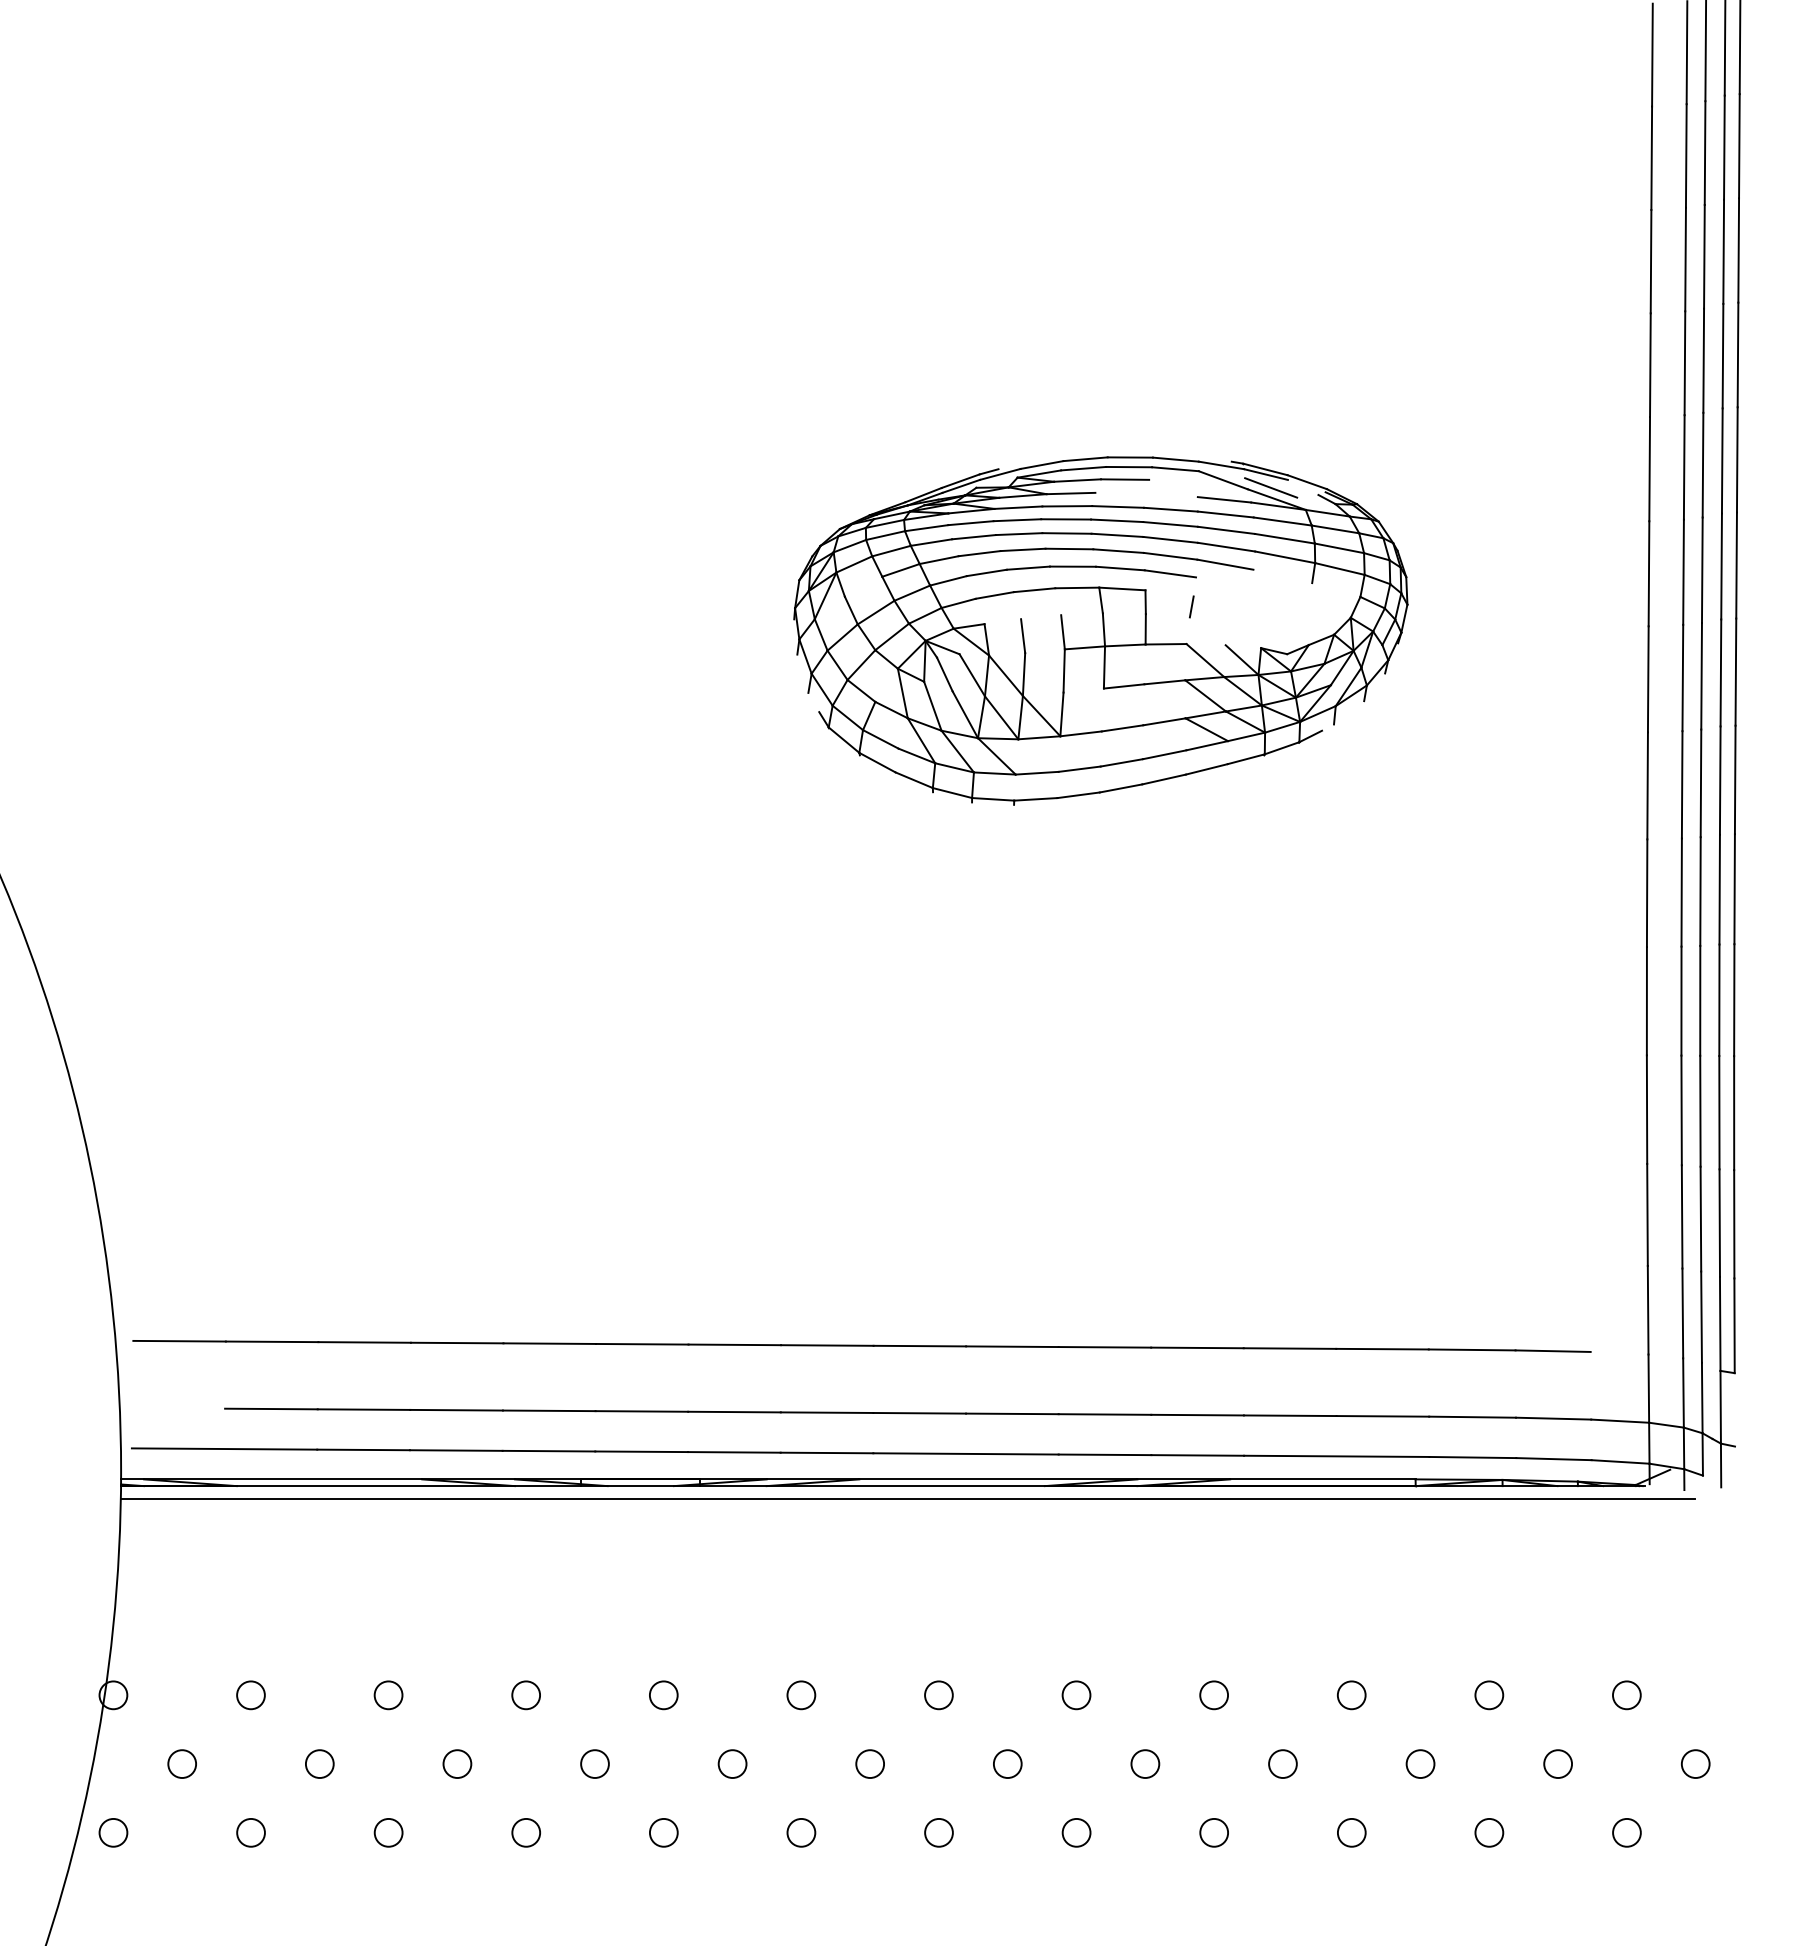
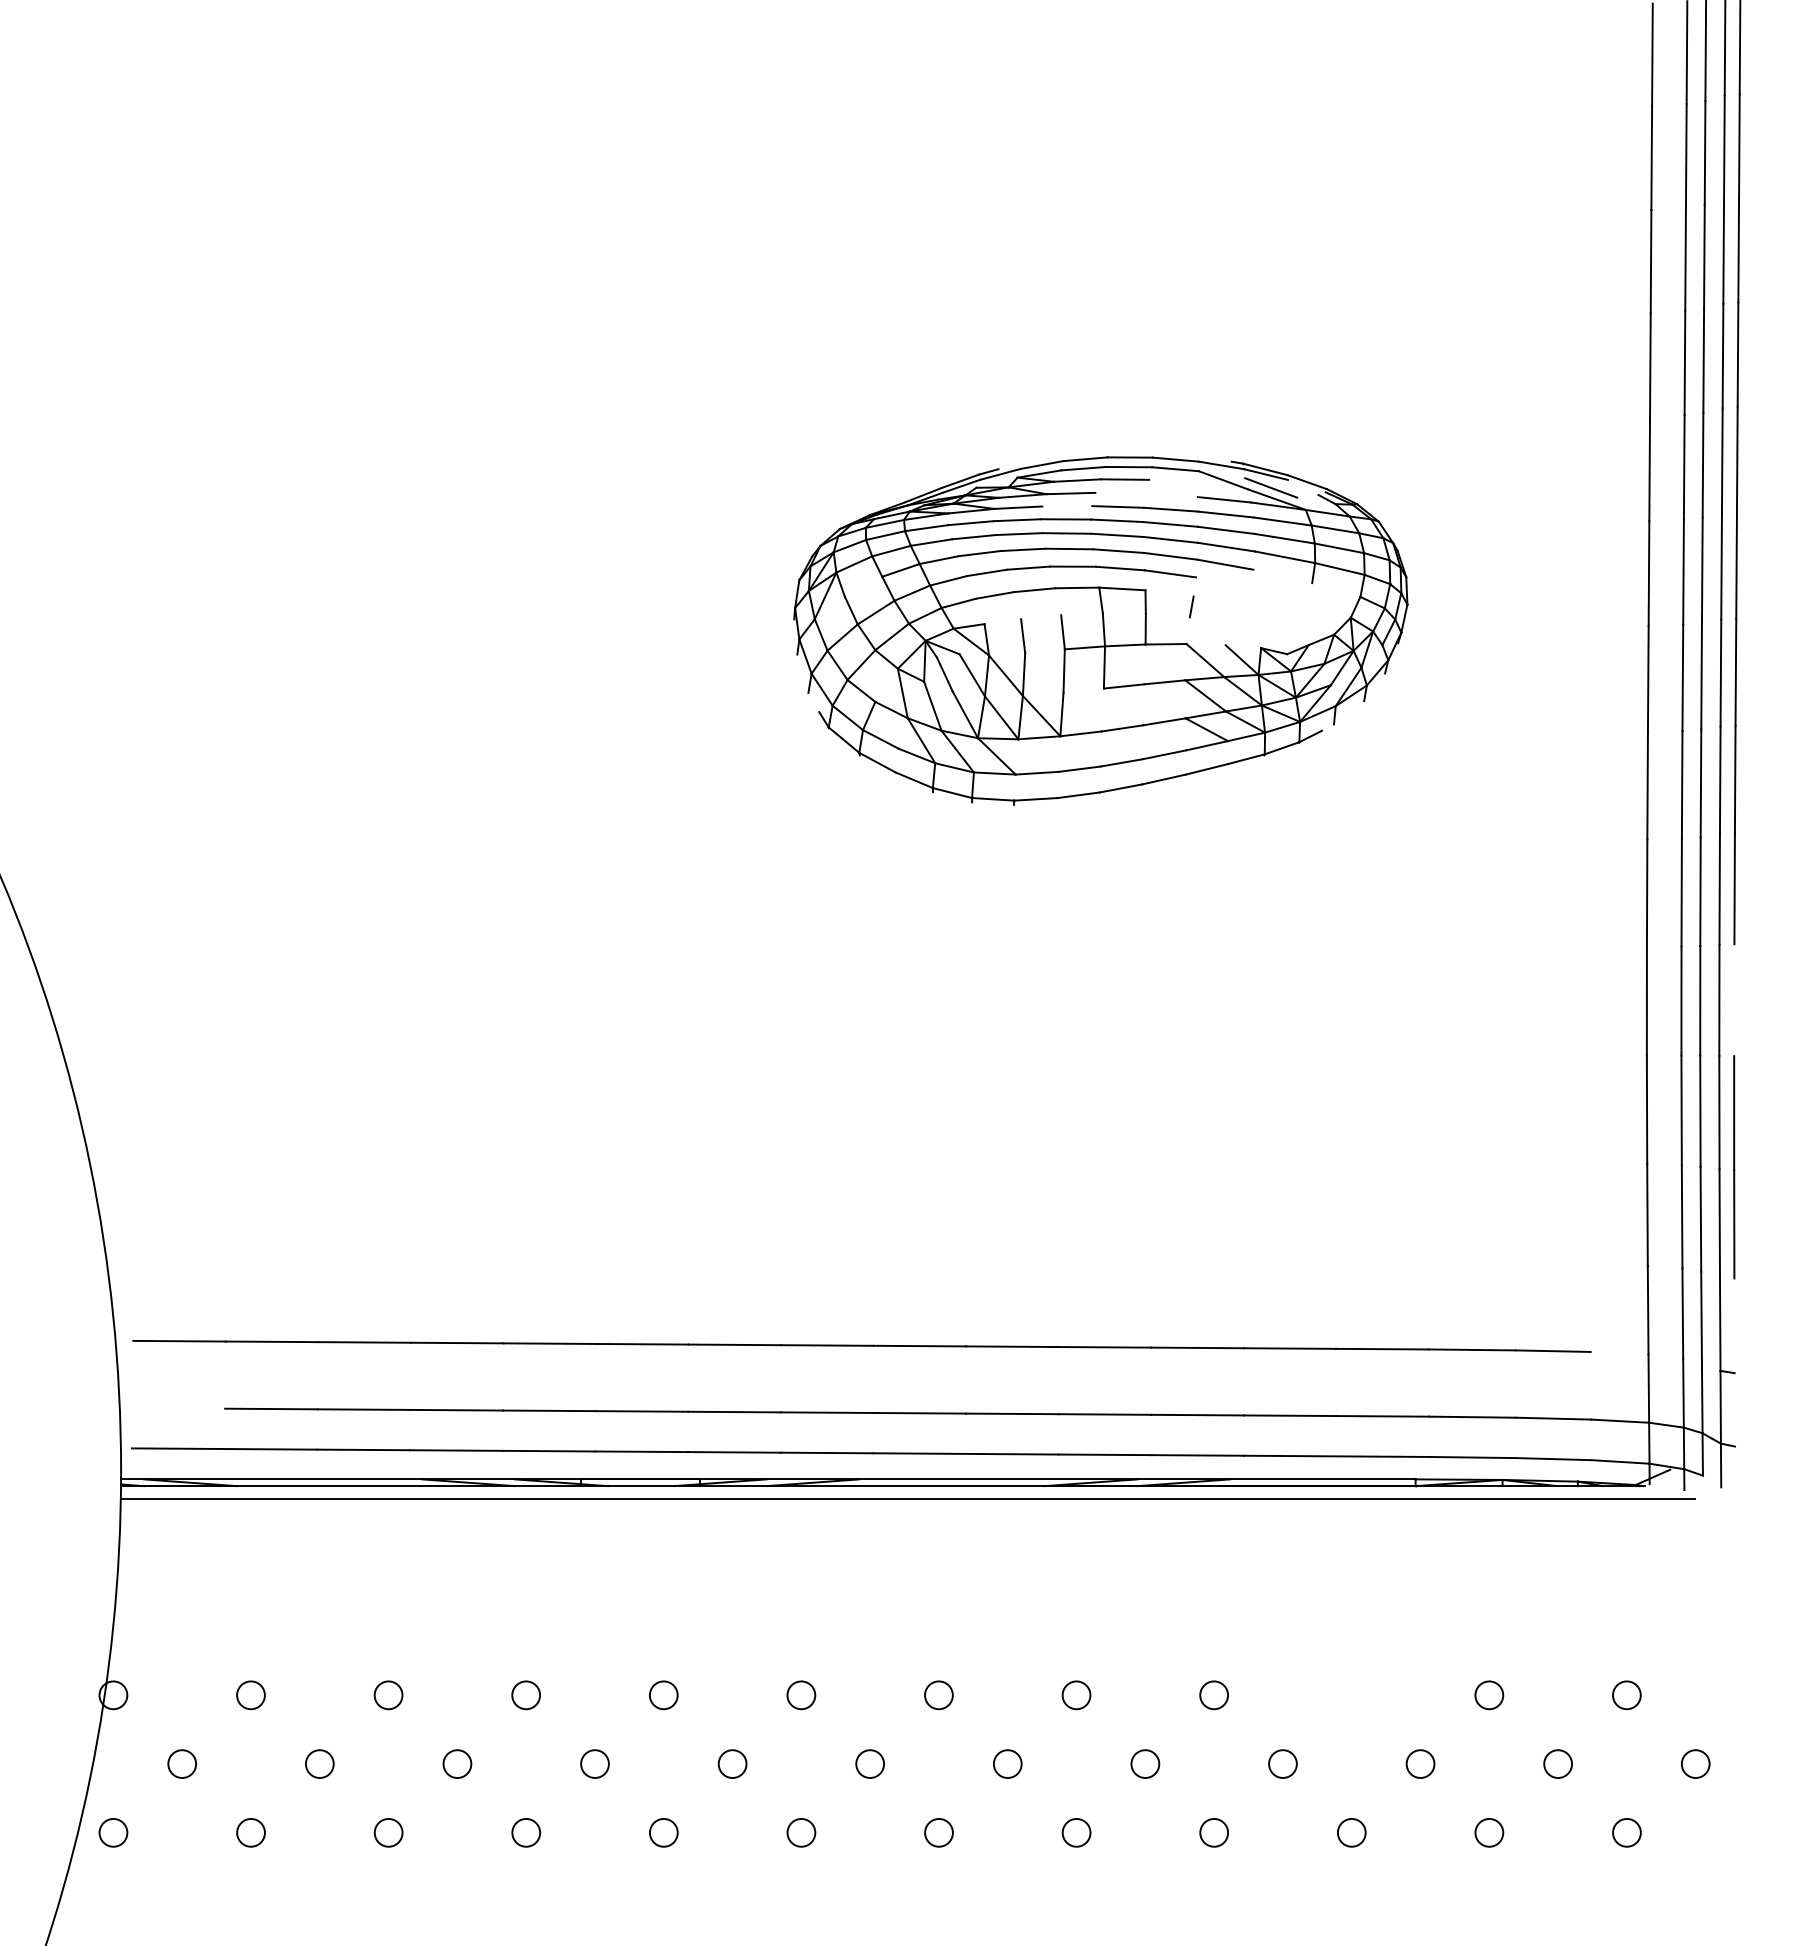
line: present -> none (1067, 506)
line: present -> none (1734, 1000)
line: present -> none (1734, 1325)
circle: present -> none (1351, 1695)
